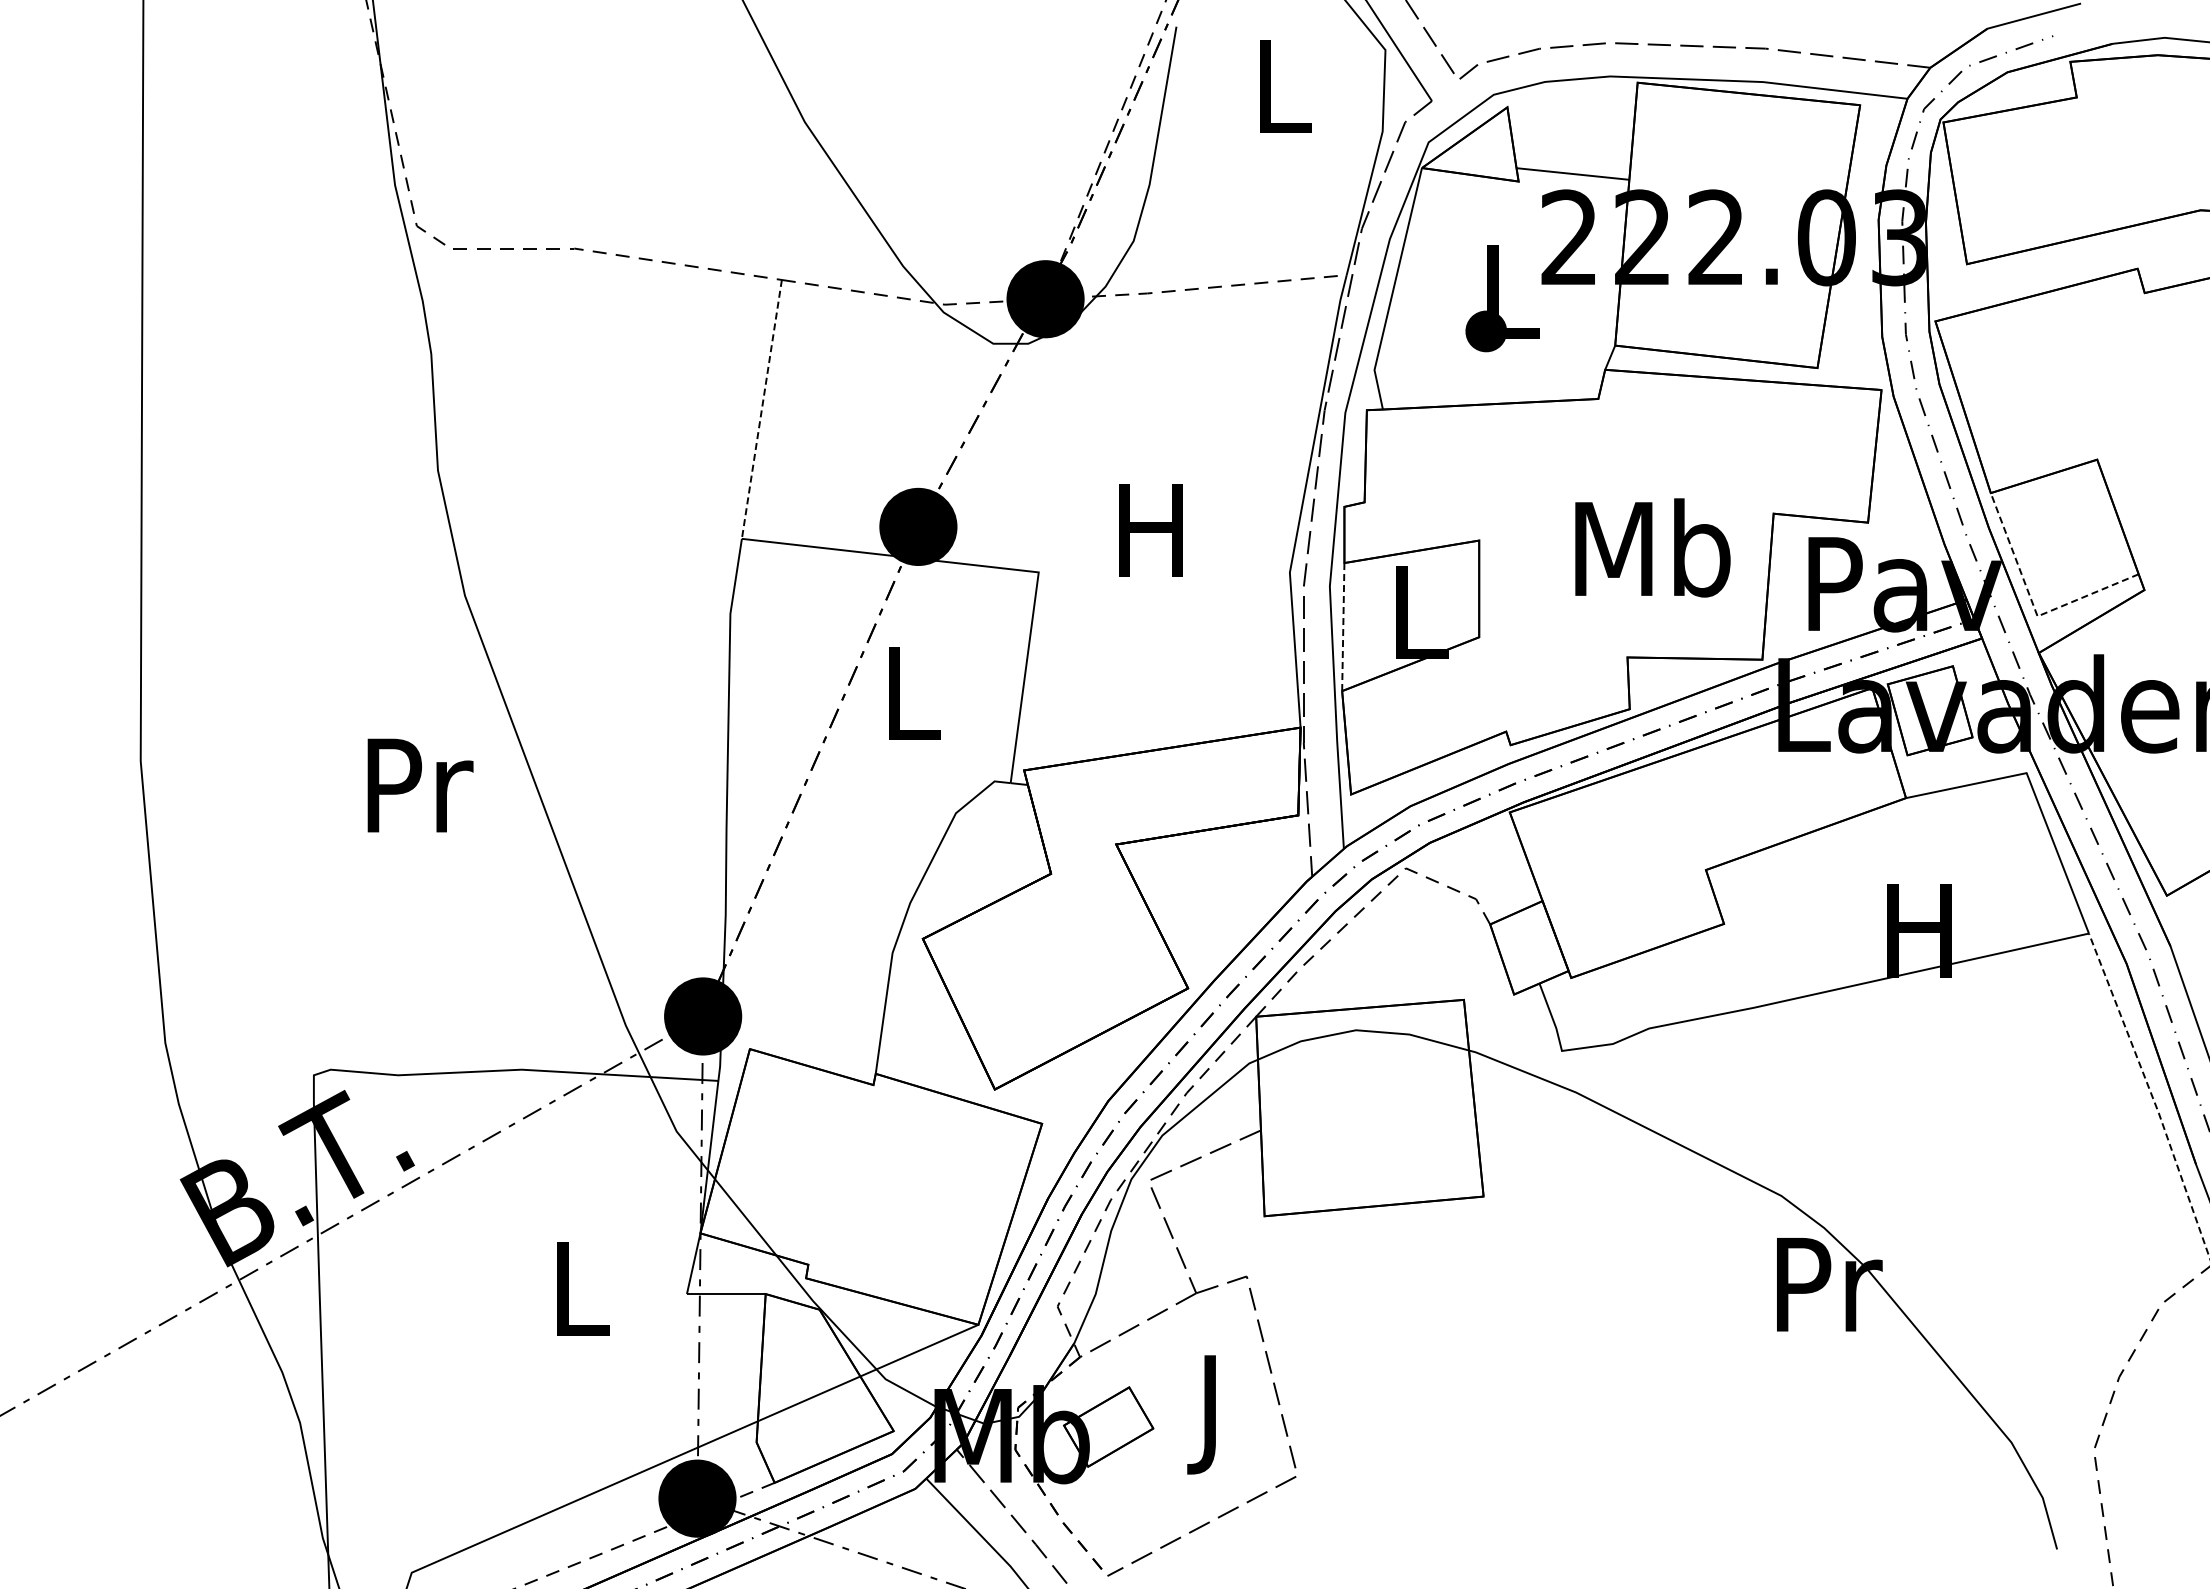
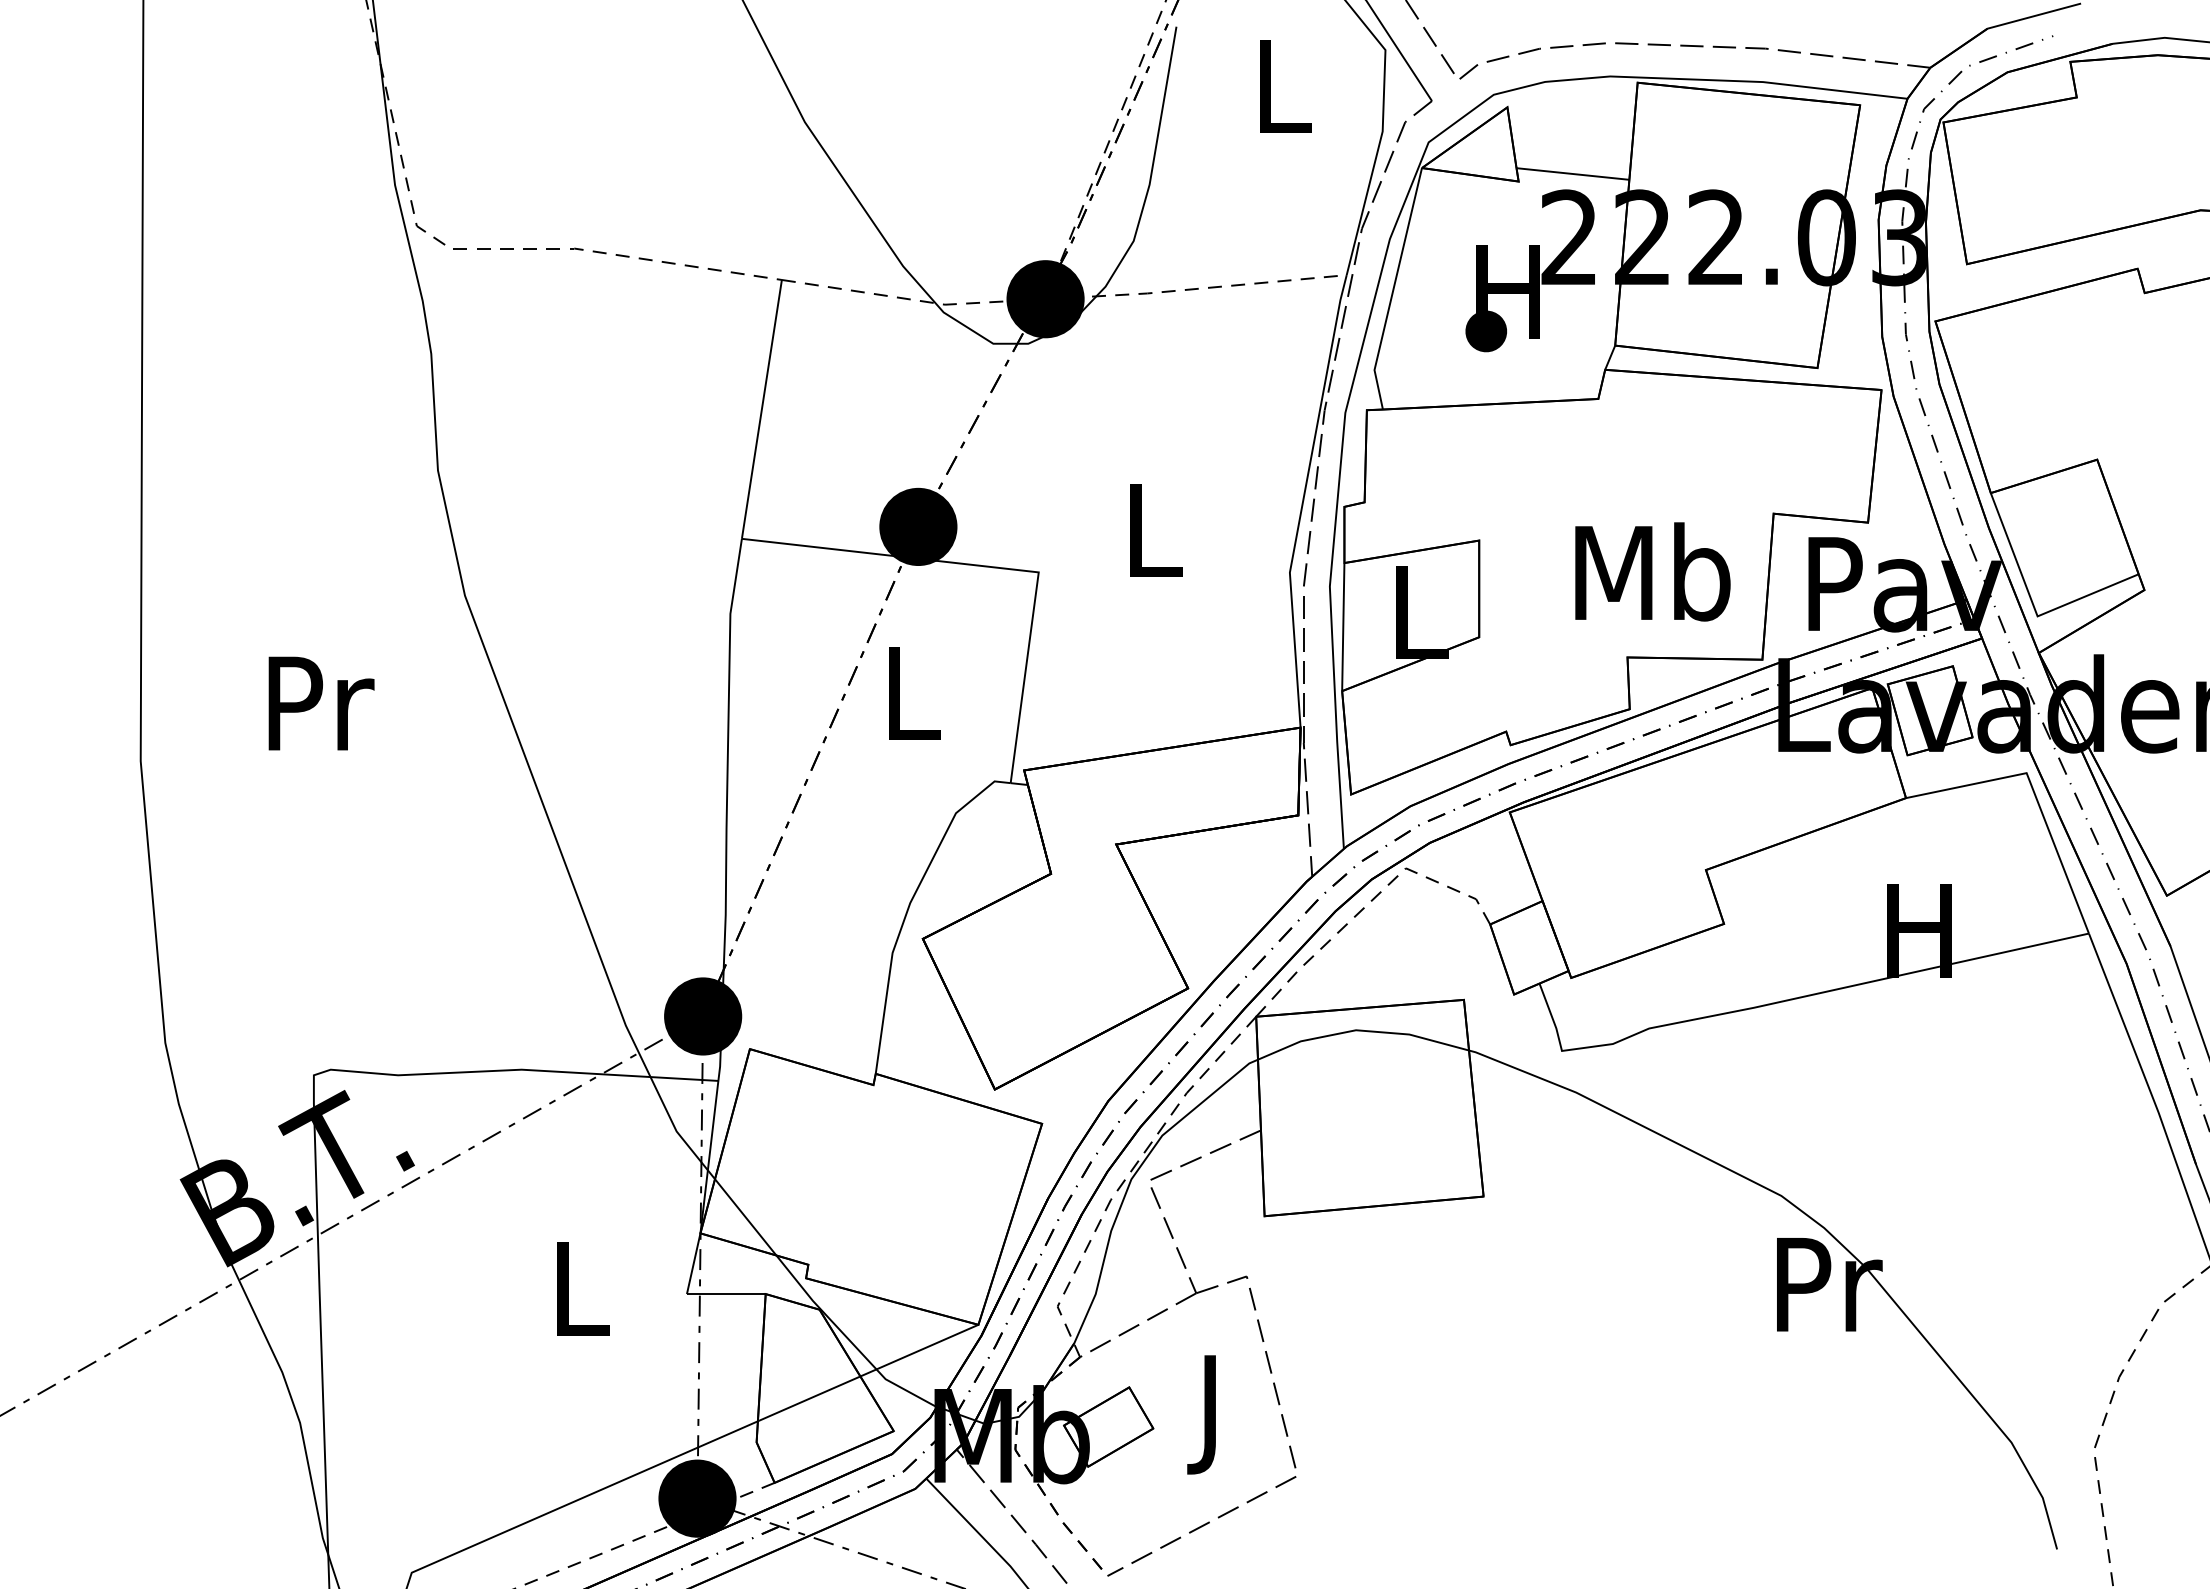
text: L -> H (1507, 291)
line: dashed -> solid (761, 409)
text: H -> L (1150, 530)
text position: (1652, 547) -> (1652, 571) (1652, 571)
line: dashed -> solid (2033, 606)
line: dashed -> solid (1343, 627)
text position: (420, 785) -> (321, 703) (321, 703)
line: dashed -> solid (2151, 1095)
